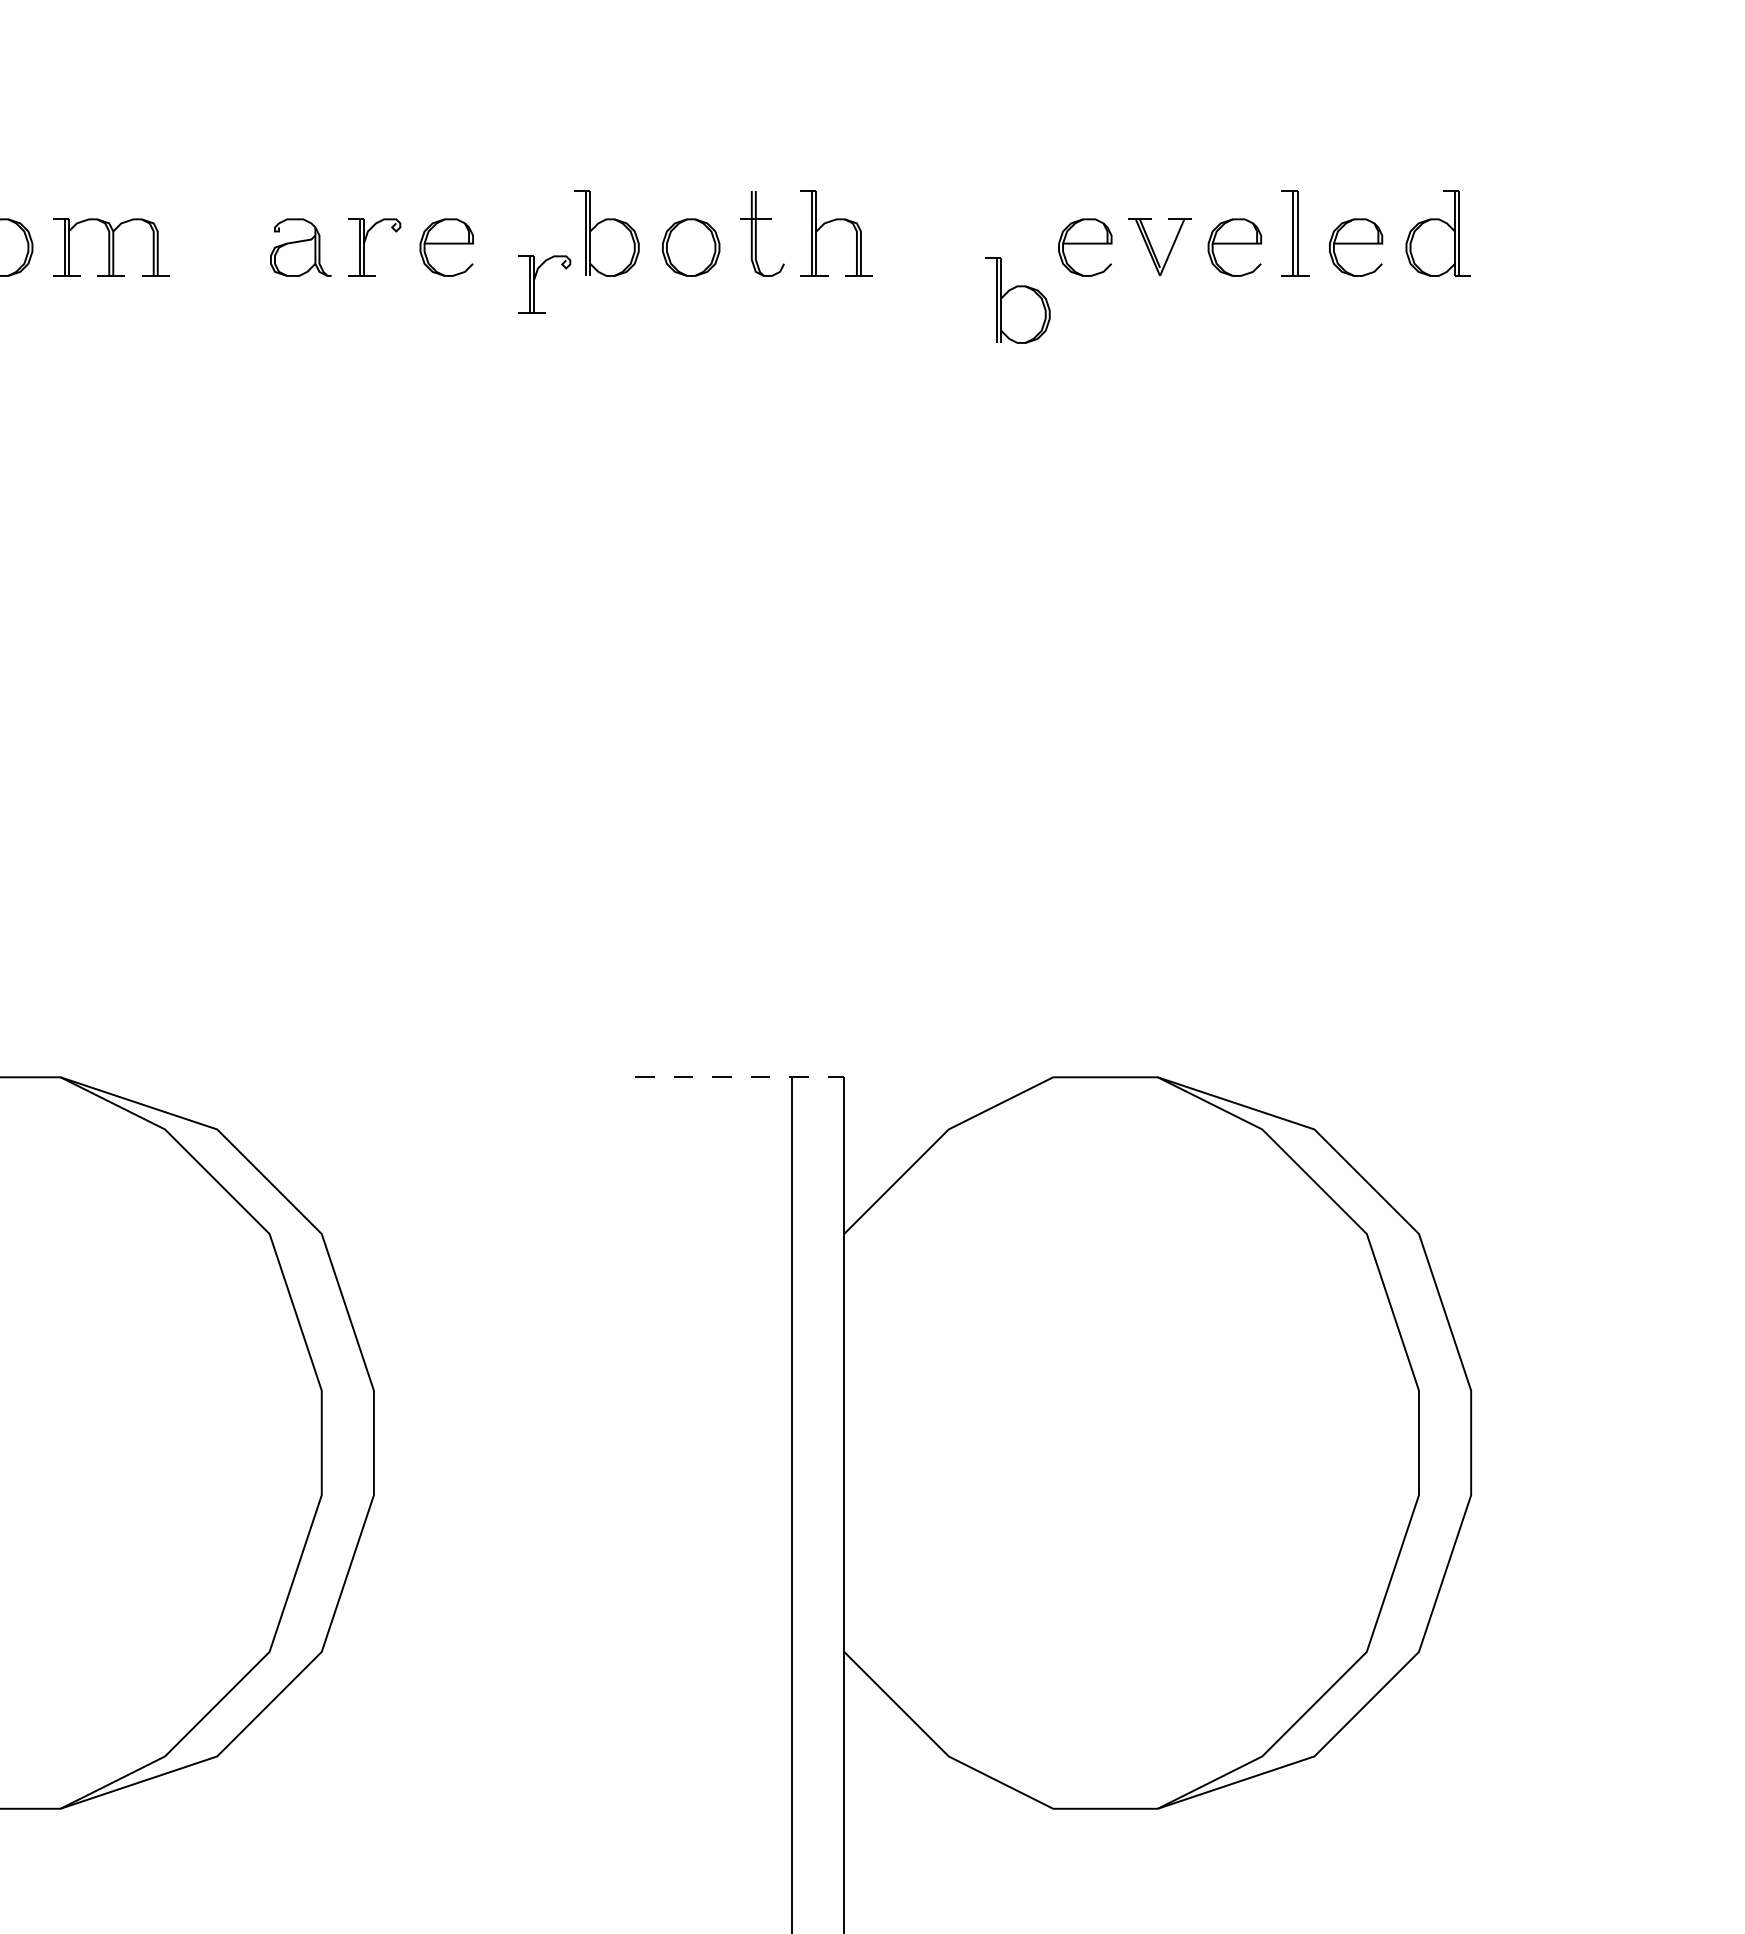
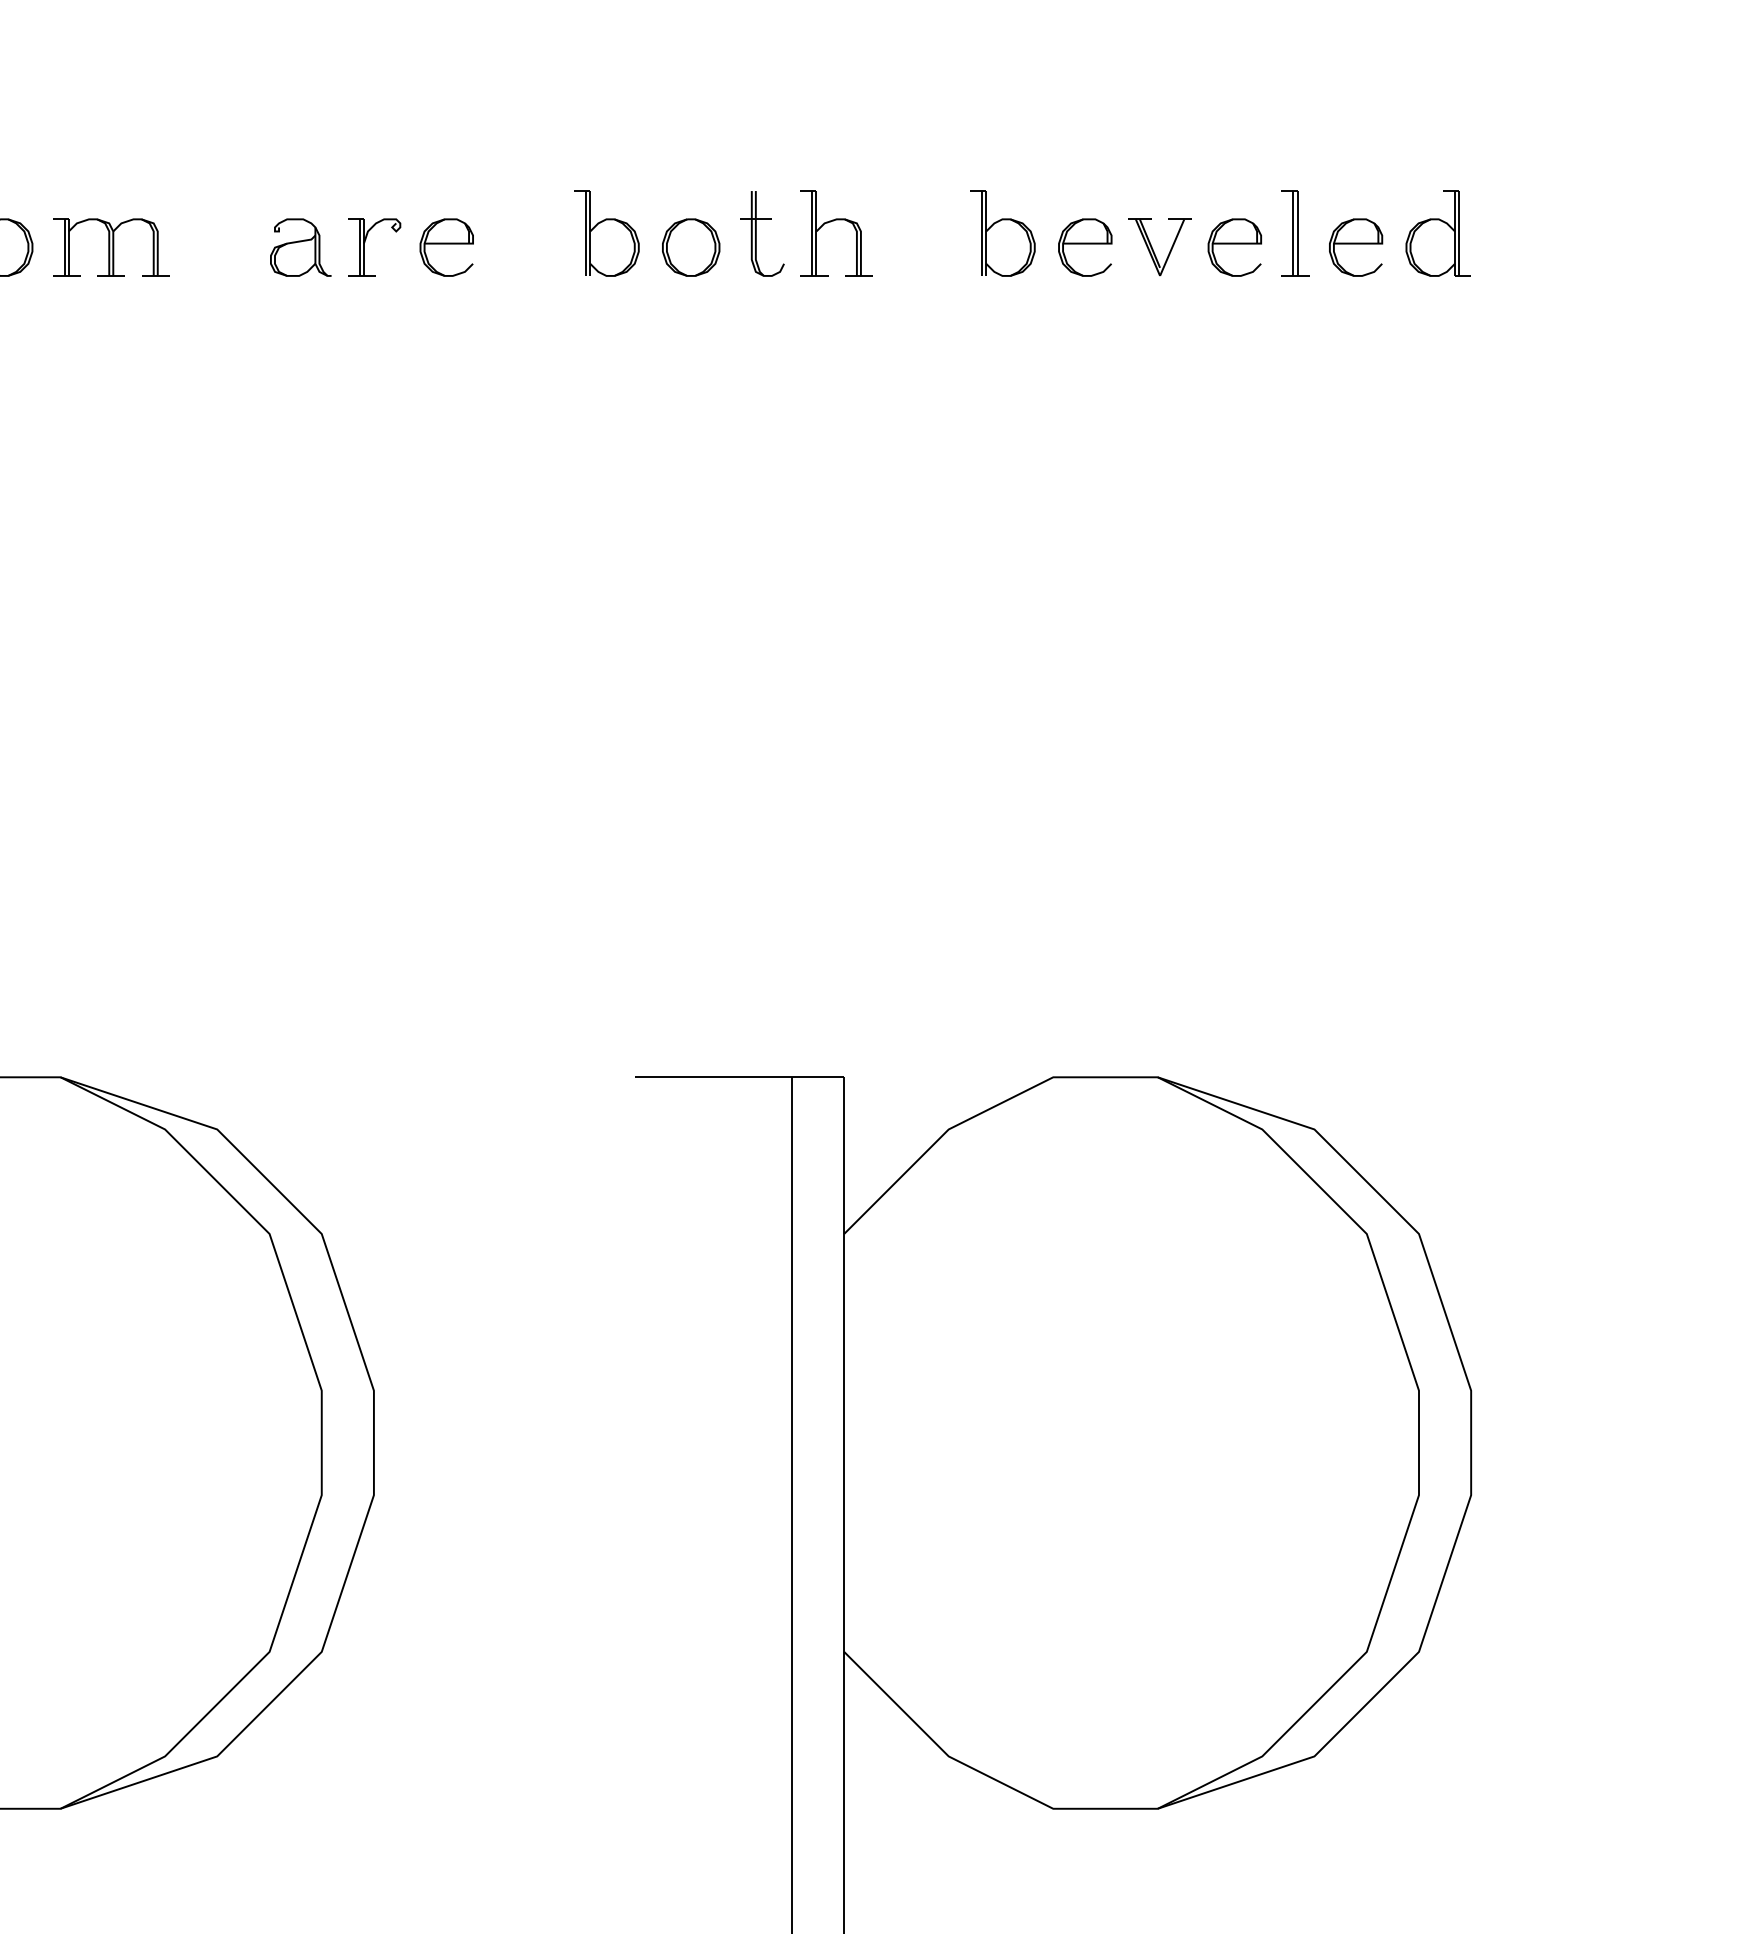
part: present -> none (534, 284)
part position: (1017, 300) -> (1002, 233) (1002, 233)
line: dashed -> solid (740, 1077)
